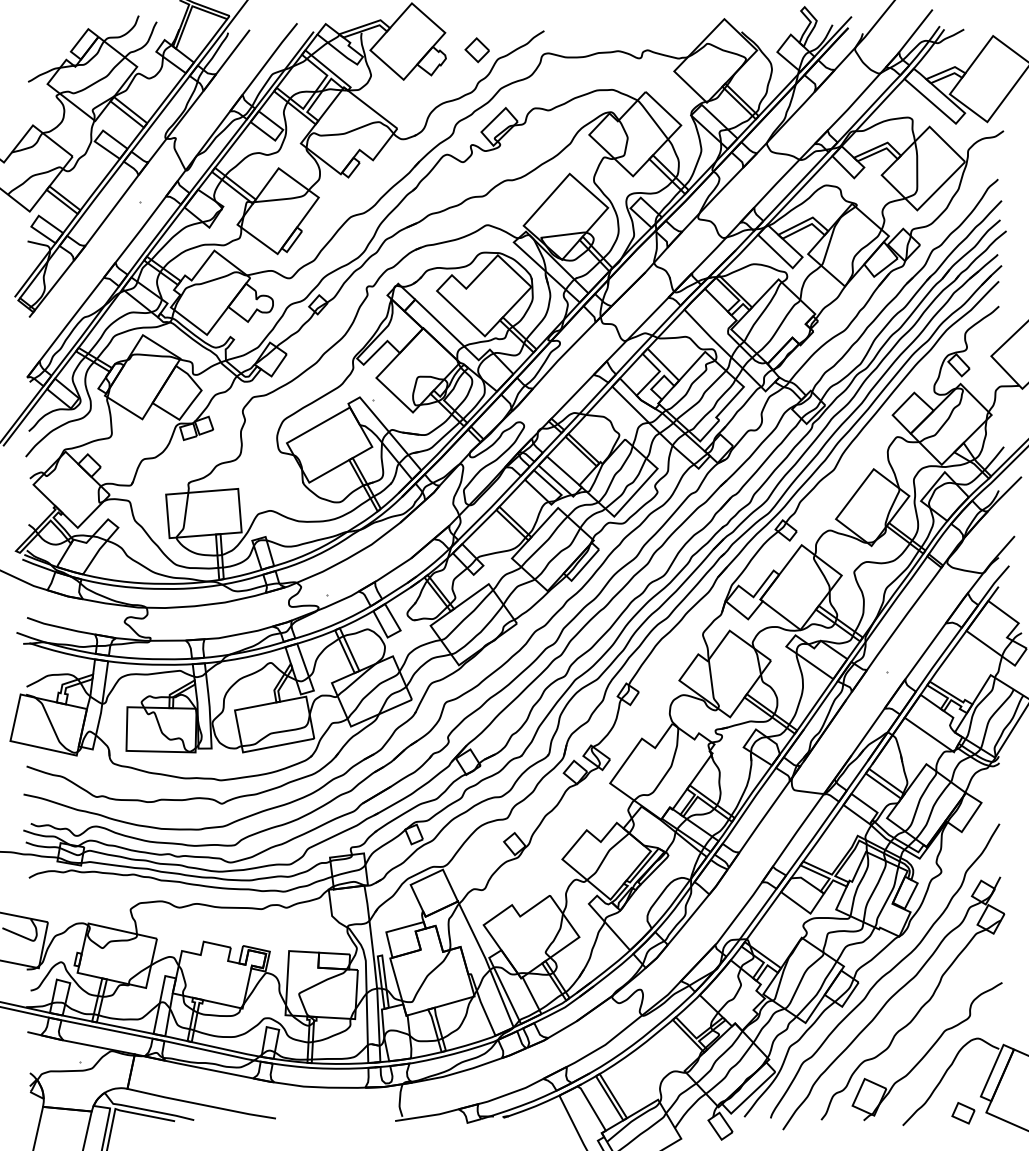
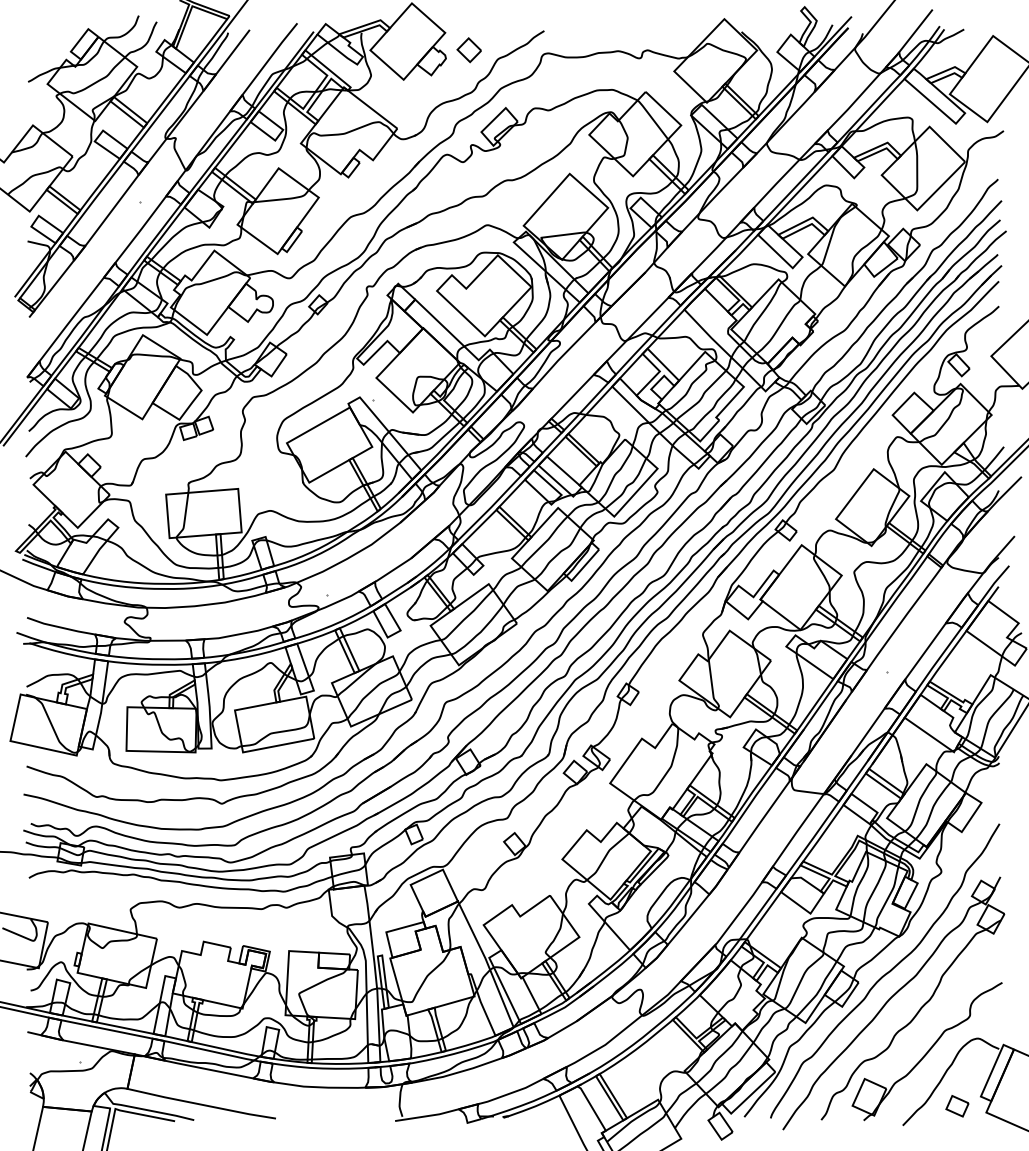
part position: (476, 50) -> (468, 50) (468, 50)
part position: (963, 1113) -> (957, 1106) (957, 1106)
